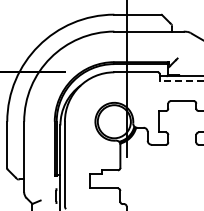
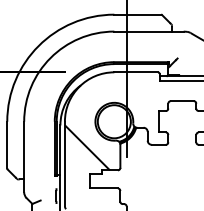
line: dashed -> solid (181, 80)
hatch: none -> present (86, 147)
